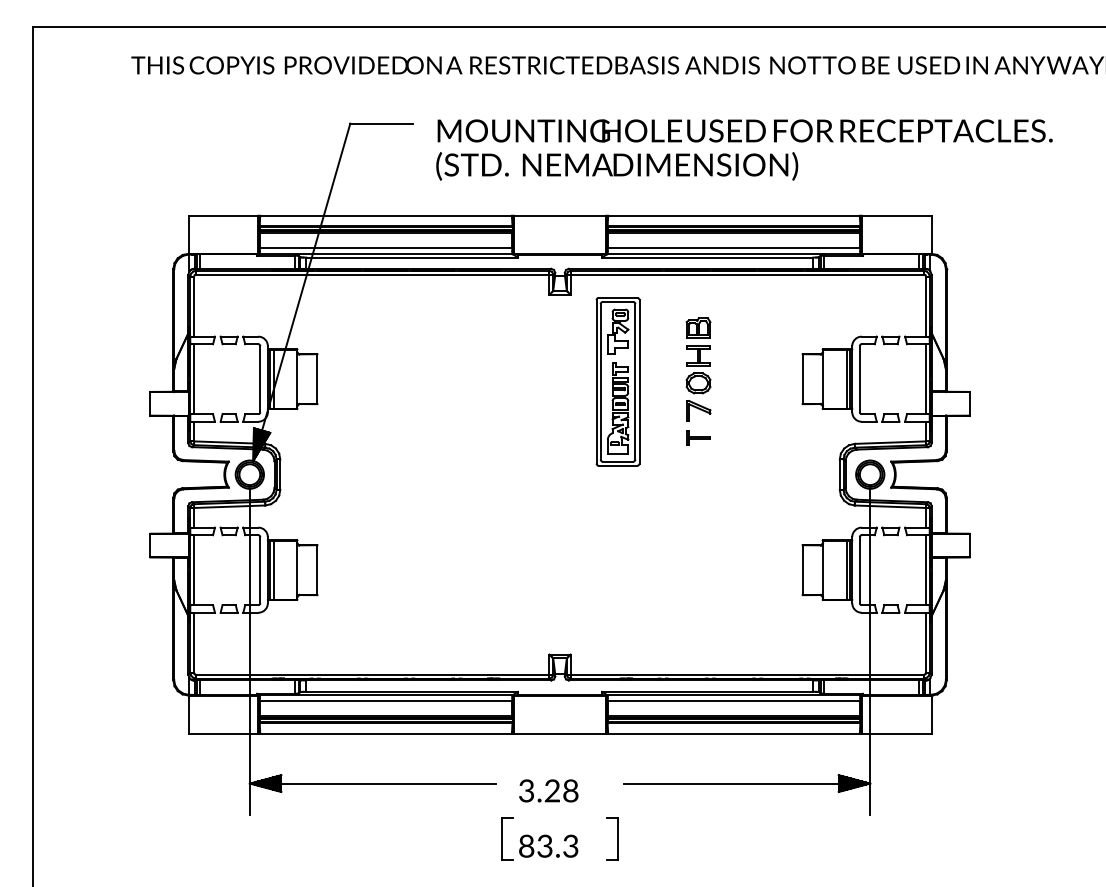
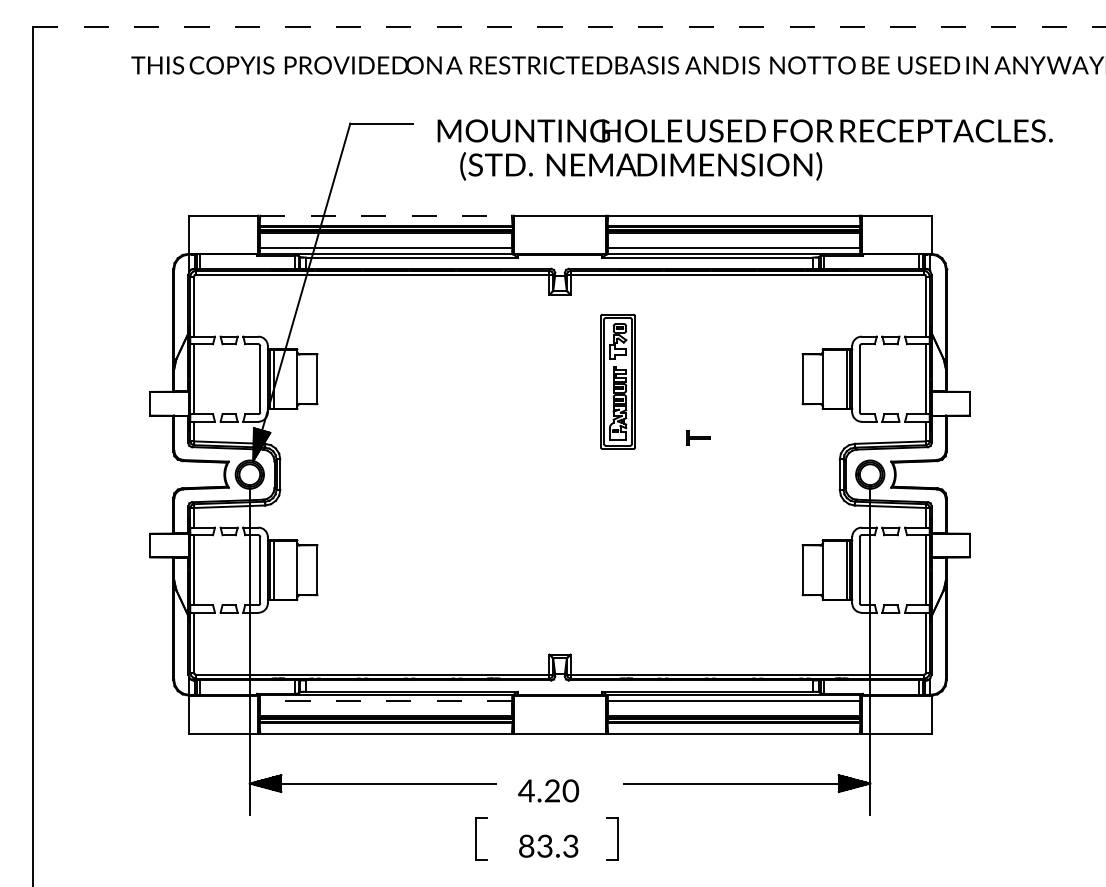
line: solid -> dashed (570, 26)
text position: (617, 166) -> (641, 166) (641, 166)
line: solid -> dashed (386, 215)
part: present -> none (698, 369)
part size: 46x170 px -> 36x137 px (617, 381)
line: solid -> dashed (385, 701)
text: 3.28 -> 4.20 (548, 790)
part position: (507, 838) -> (481, 838) (481, 838)
